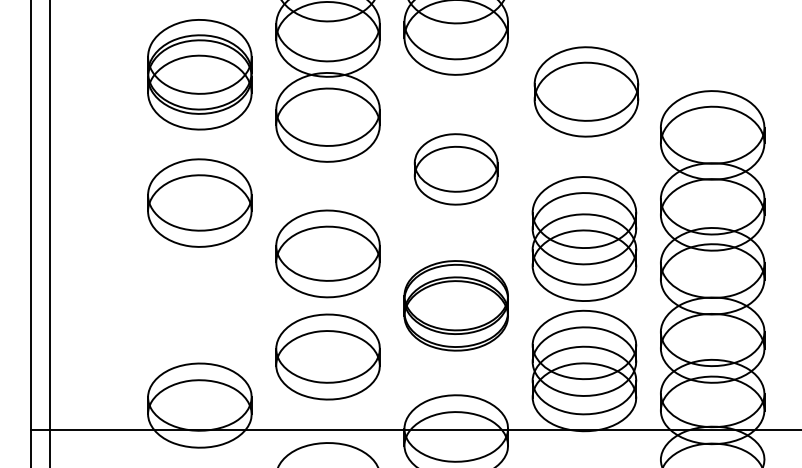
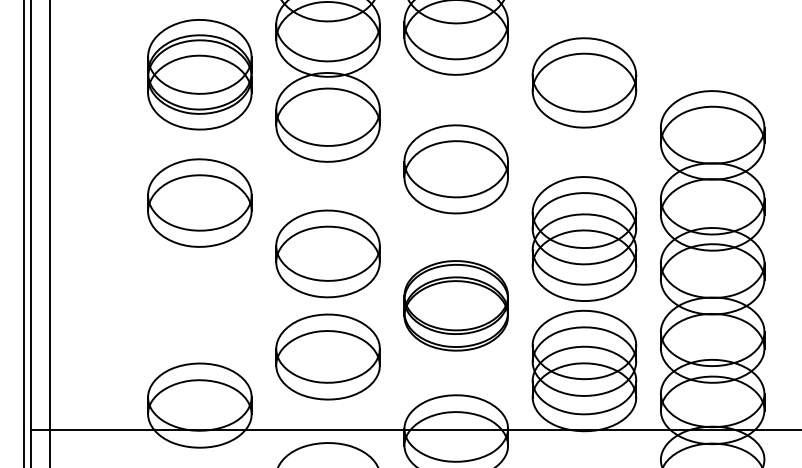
part position: (586, 91) -> (584, 82) (584, 82)
part size: 86x73 px -> 106x91 px (455, 169)
line: none -> present (24, 233)
